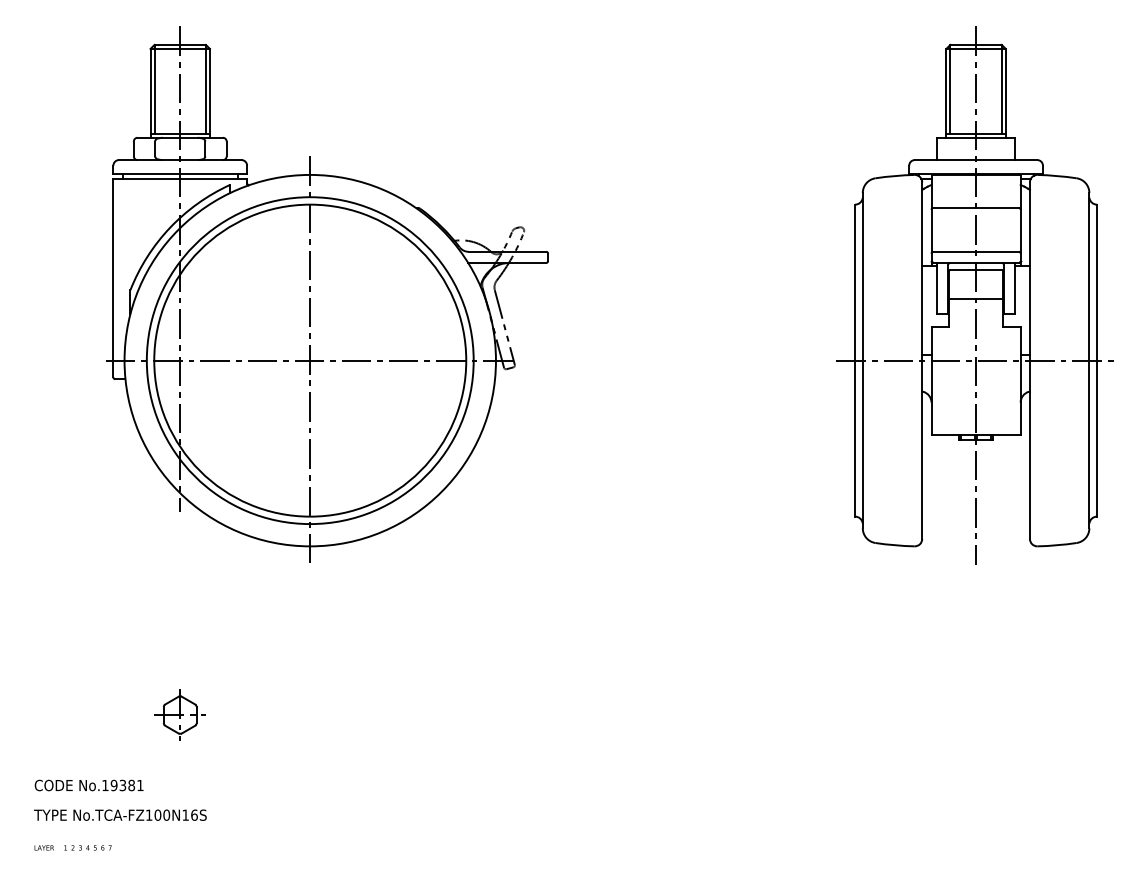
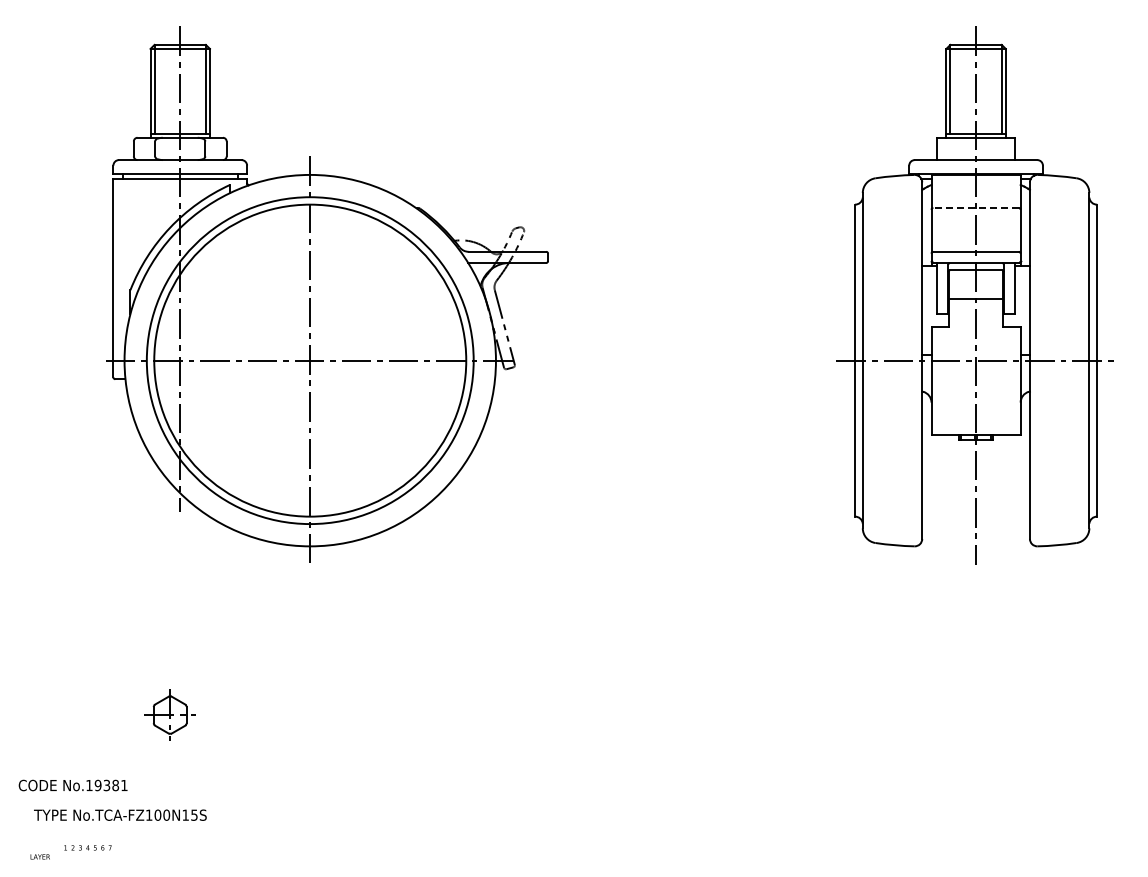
line: solid -> dashed (976, 207)
part position: (179, 714) -> (169, 714) (169, 714)
text position: (88, 785) -> (72, 785) (72, 785)
text: No.TCA-FZ100N16S -> No.TCA-FZ100N15S (194, 814)
text position: (43, 847) -> (39, 856) (39, 856)
